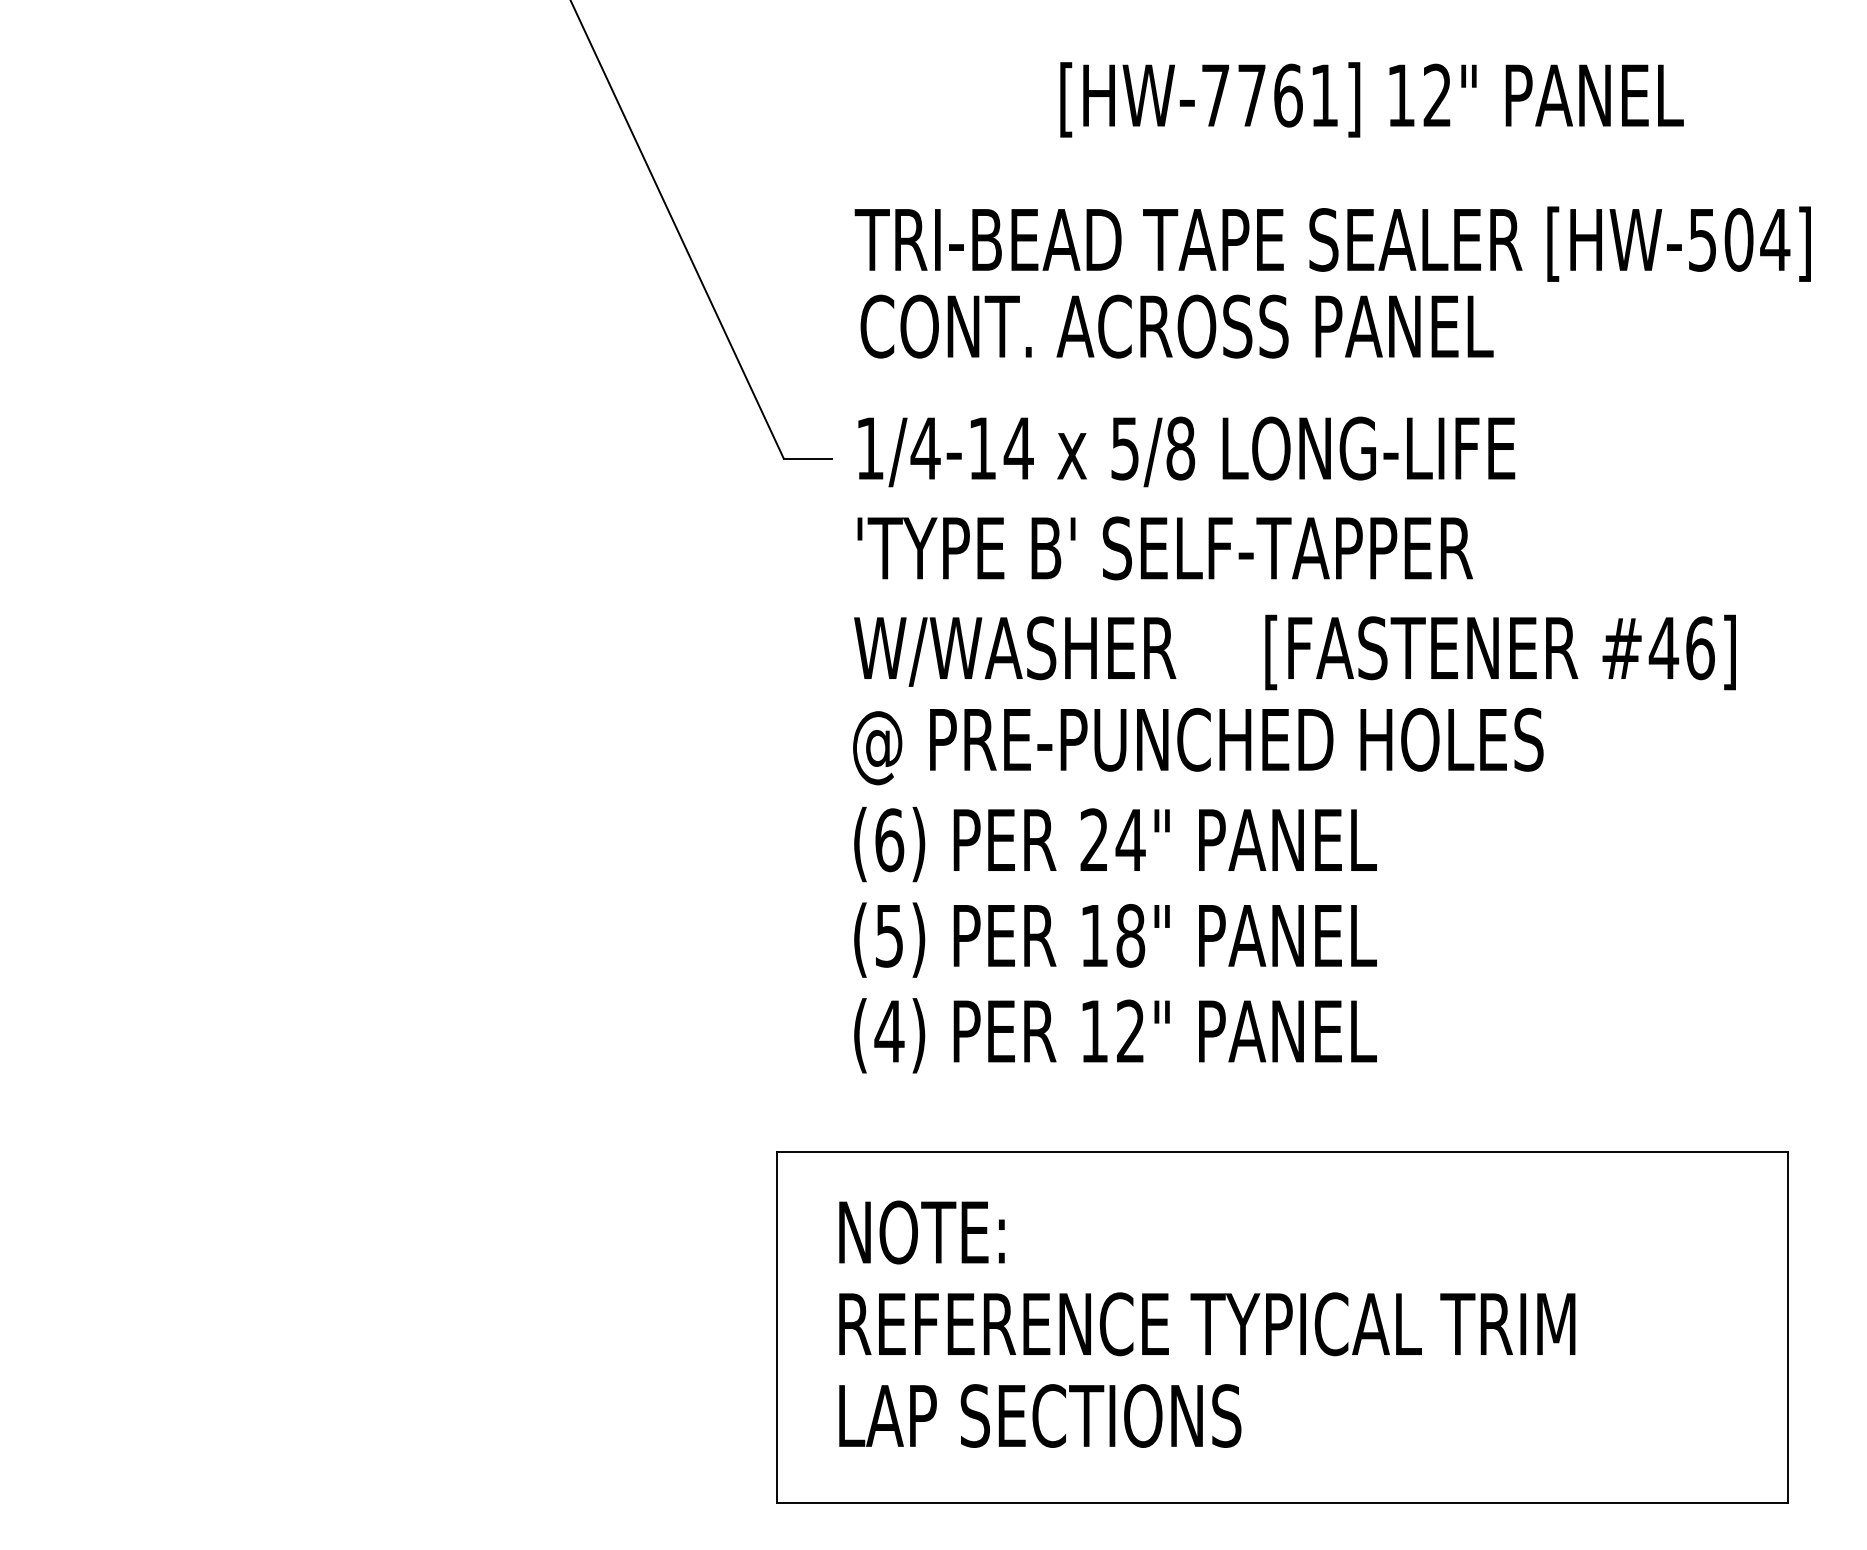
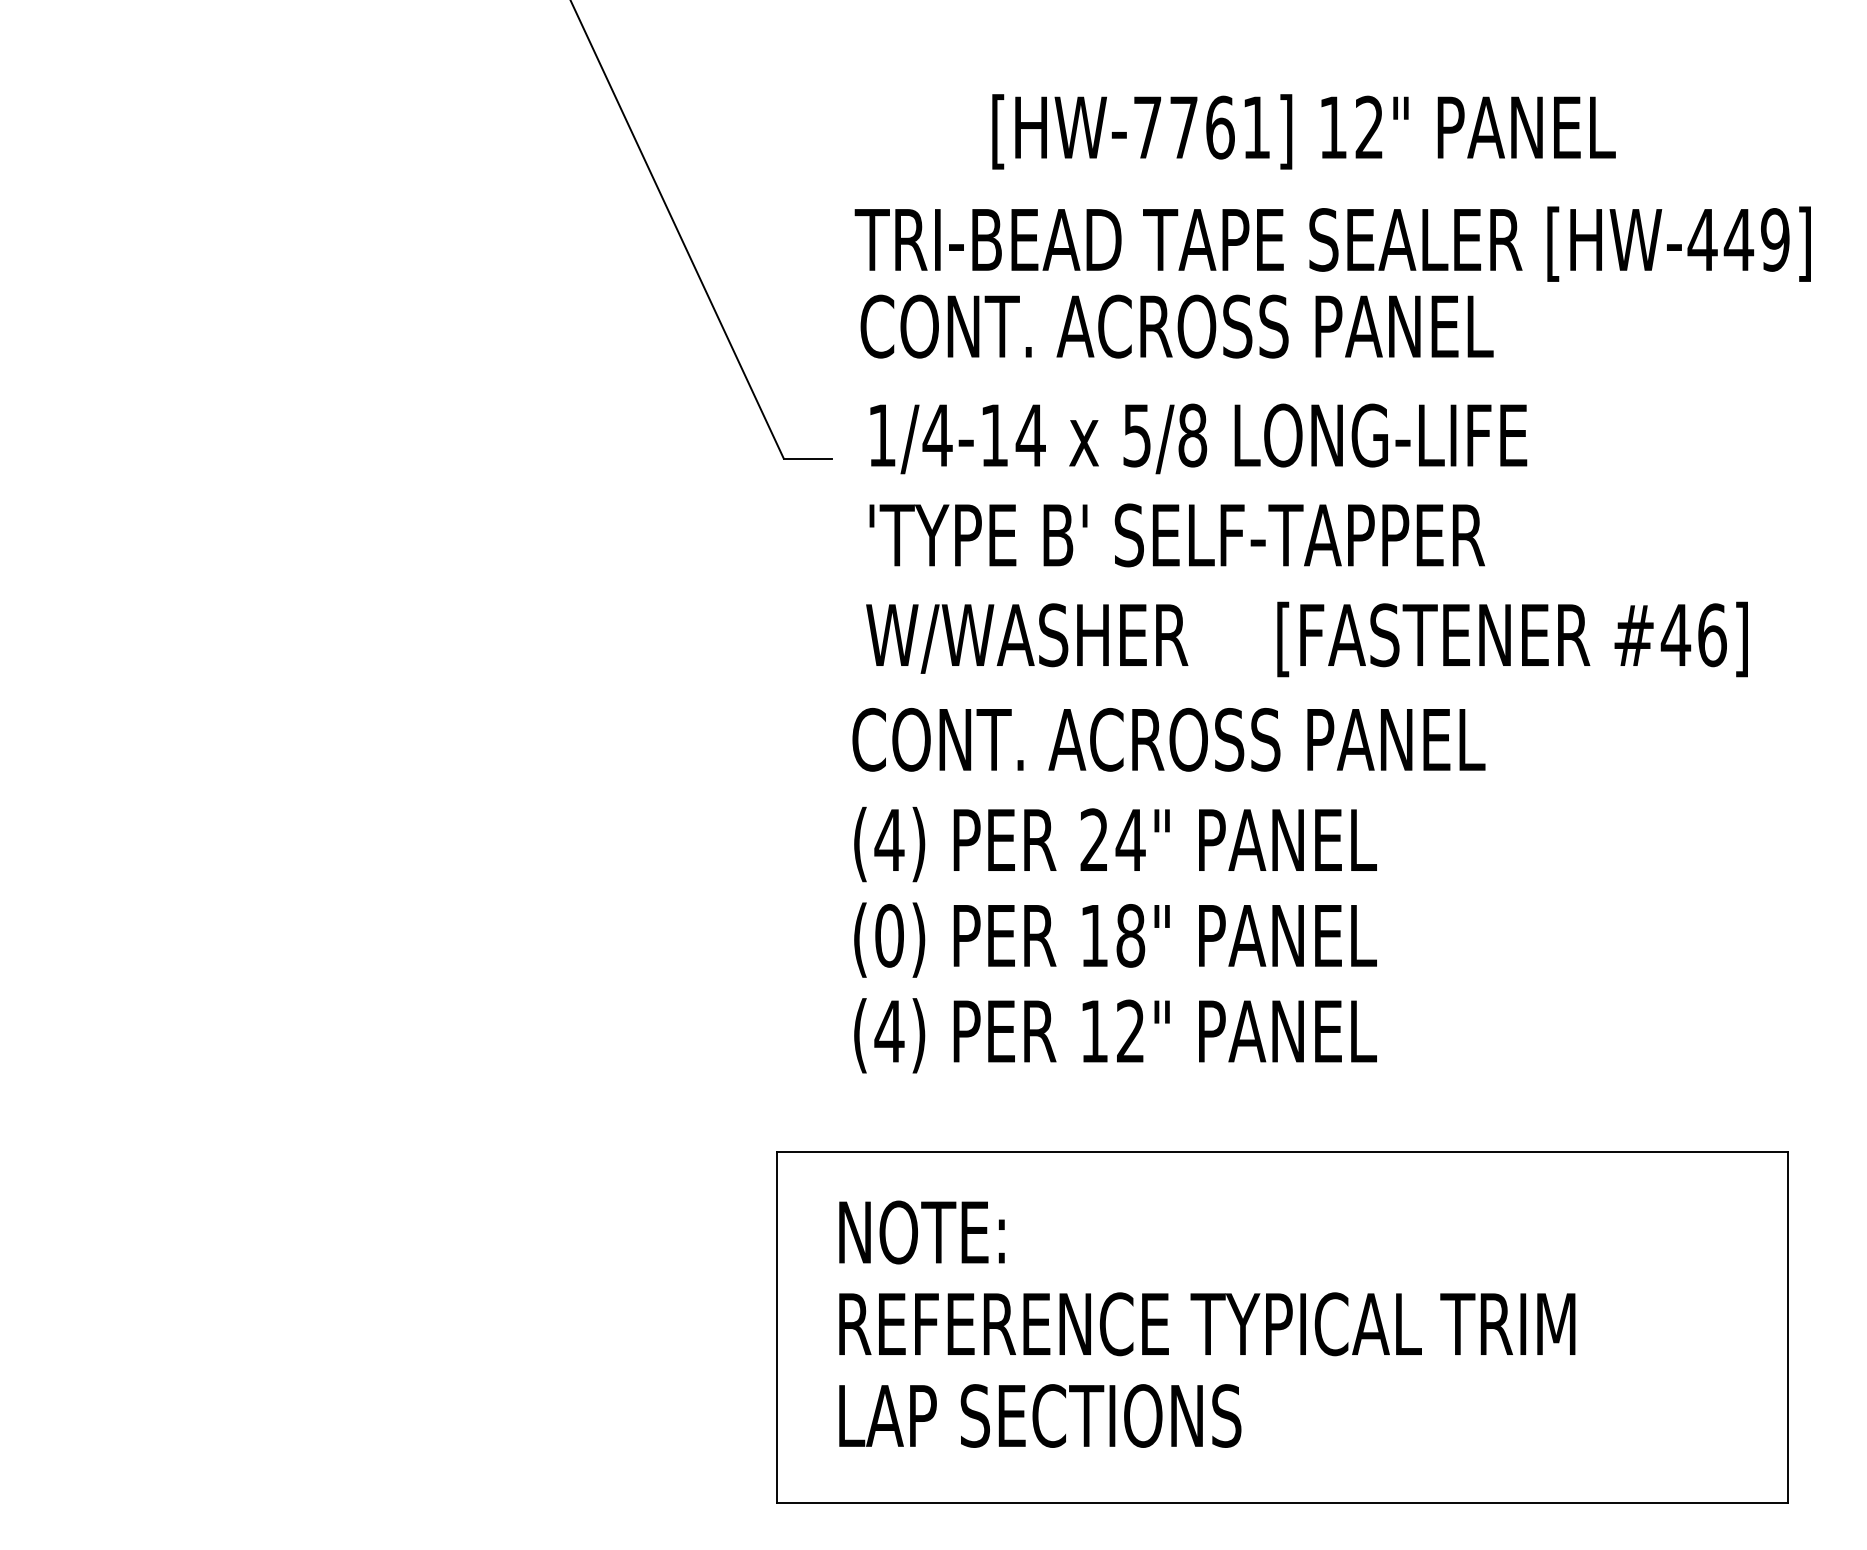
text position: (1371, 99) -> (1303, 131) (1303, 131)
text: [HW-504] -> [HW-449] (1738, 239)
text position: (1294, 553) -> (1306, 540) (1306, 540)
text: @ PRE-PUNCHED HOLES -> CONT. ACROSS PANEL (1197, 746)
text: (6) -> (4) (889, 840)
text: (5) -> (0) (889, 935)
